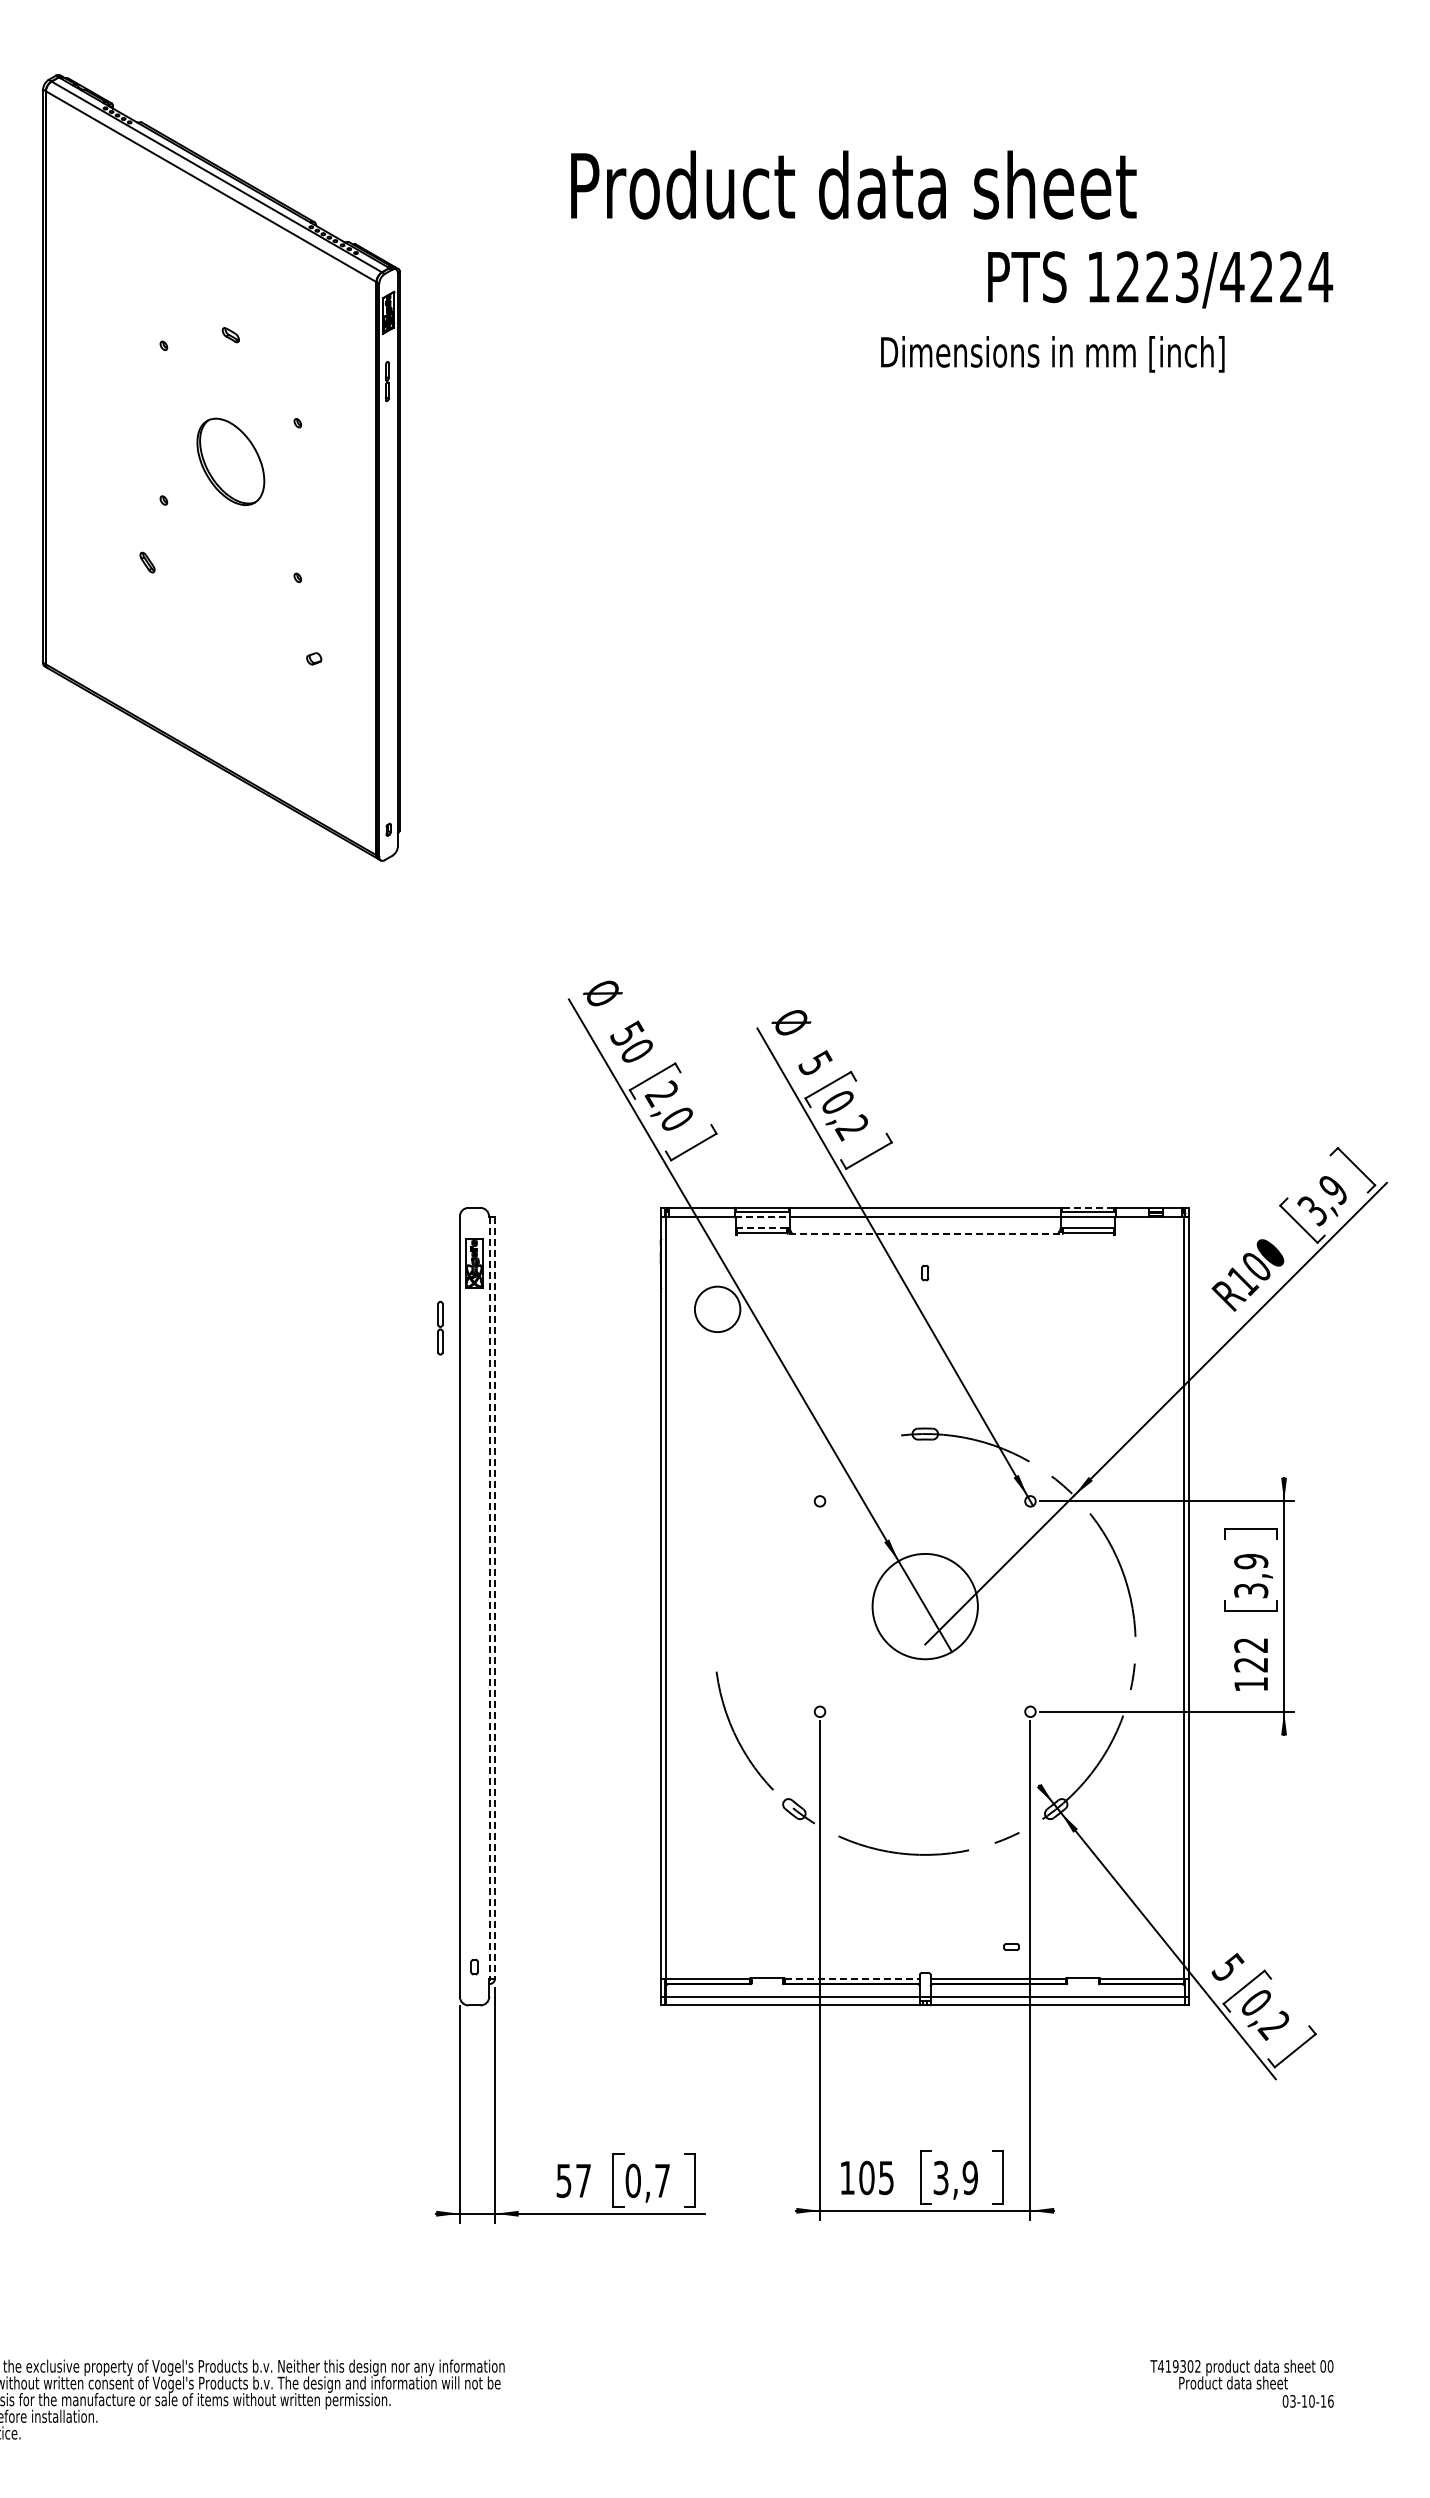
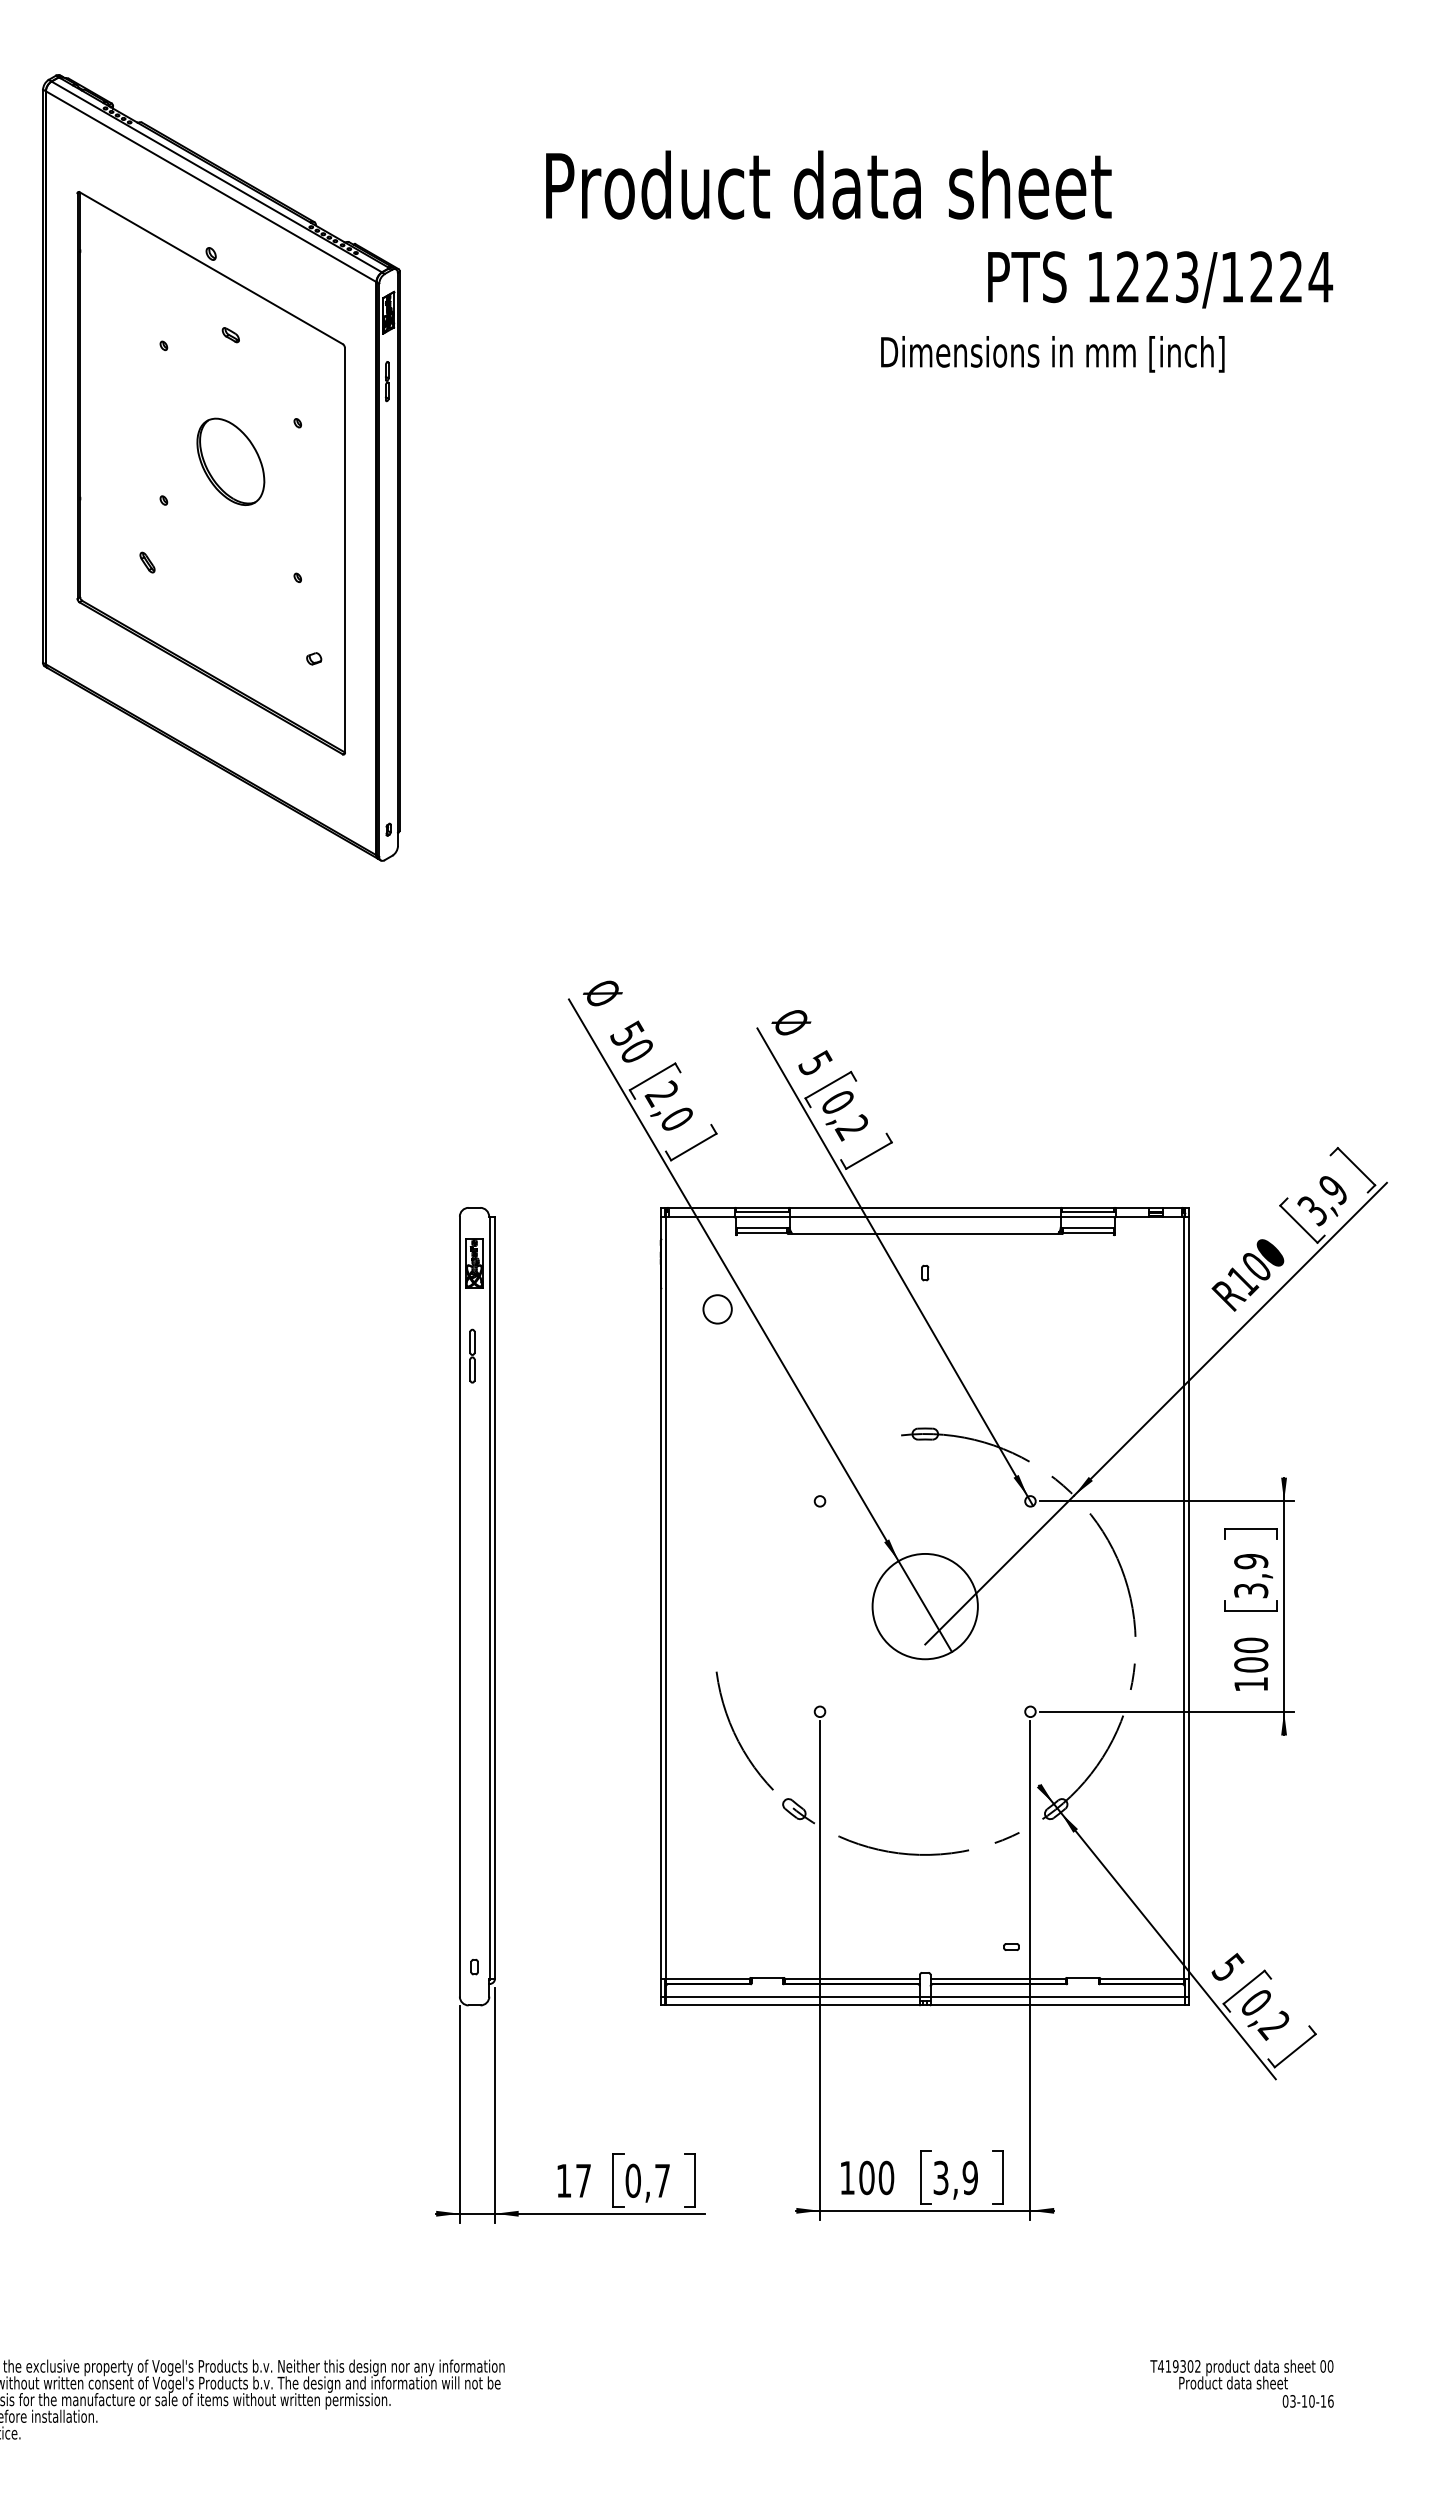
text position: (853, 184) -> (828, 184) (828, 184)
text: 1223/4224 -> 1223/1224 (1232, 277)
part: none -> present (210, 473)
line: dashed -> solid (1087, 1207)
line: dashed -> solid (762, 1216)
line: dashed -> solid (761, 1227)
line: dashed -> solid (925, 1234)
circle diameter: 45 px -> 28 px (717, 1309)
part position: (440, 1327) -> (472, 1355) (472, 1355)
line: dashed -> solid (489, 1598)
line: dashed -> solid (495, 1598)
text: 122 -> 100 (1251, 1654)
line: dashed -> solid (852, 1978)
text: 105 -> 100 (886, 2177)
text: 57 -> 17 (563, 2181)
